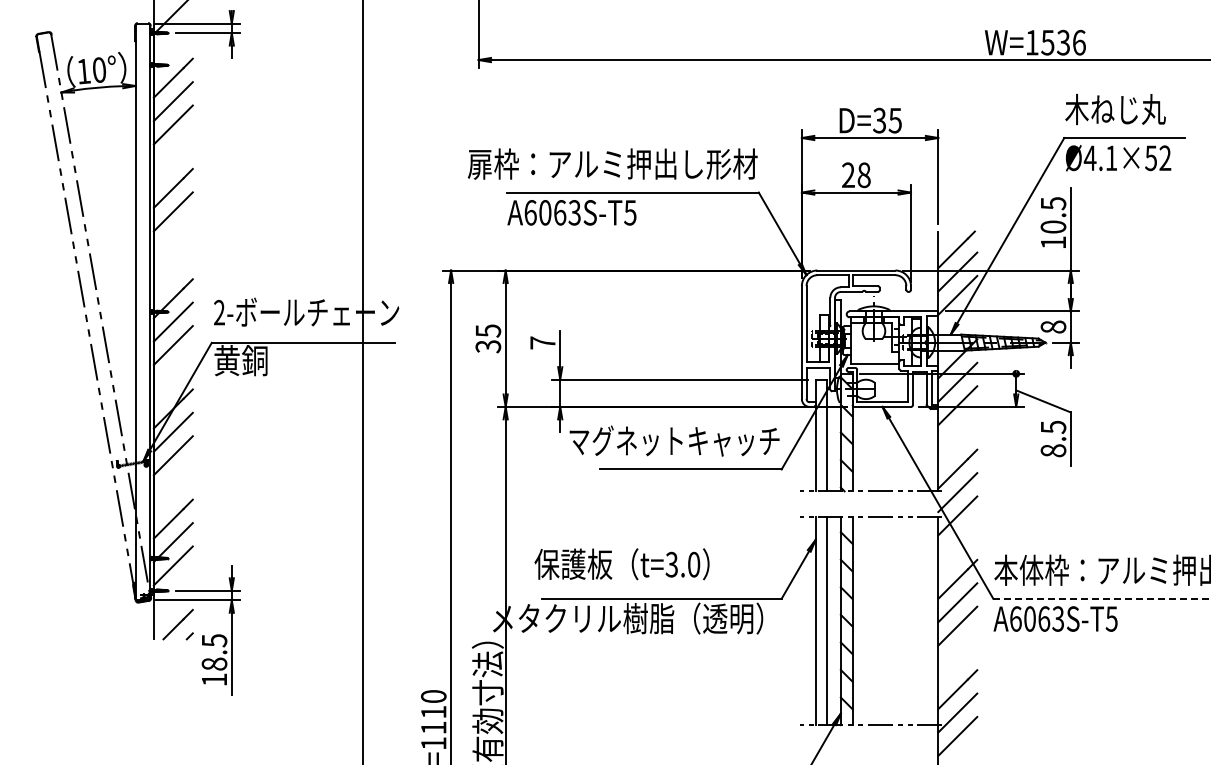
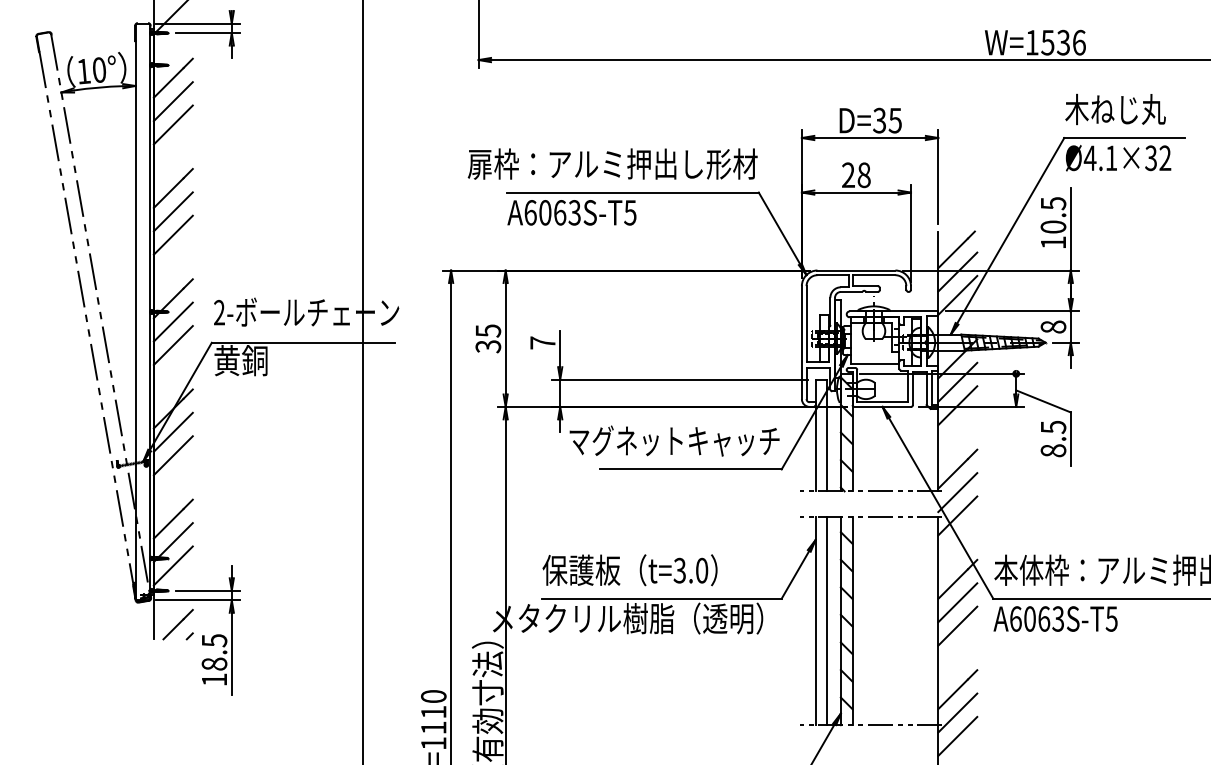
text: Ø4.1×52 -> Ø4.1×32 (1150, 157)
line: none -> present (172, 234)
text position: (621, 564) -> (629, 570) (629, 570)
line: dashed -> solid (1102, 598)
